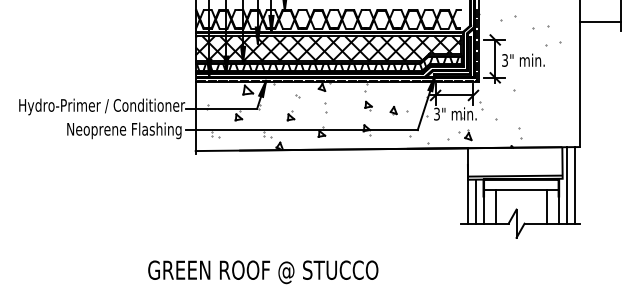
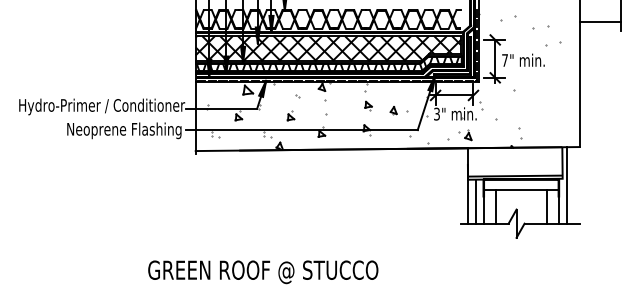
text: 3" -> 7" (504, 60)
part size: 4x12 px -> 4x17 px (325, 107)
line: present -> none (574, 185)
